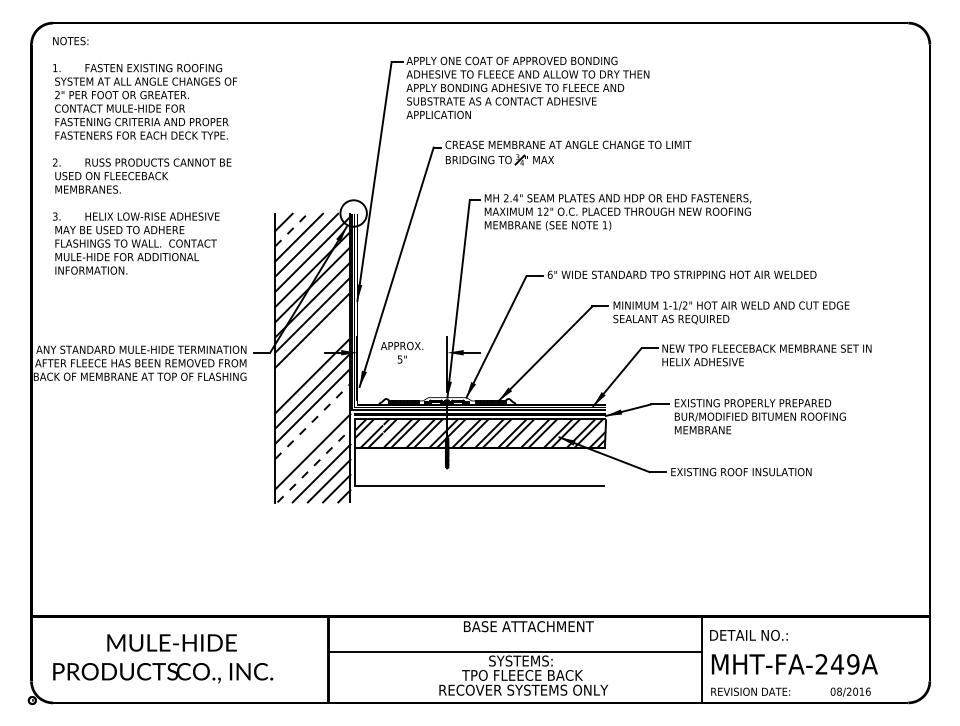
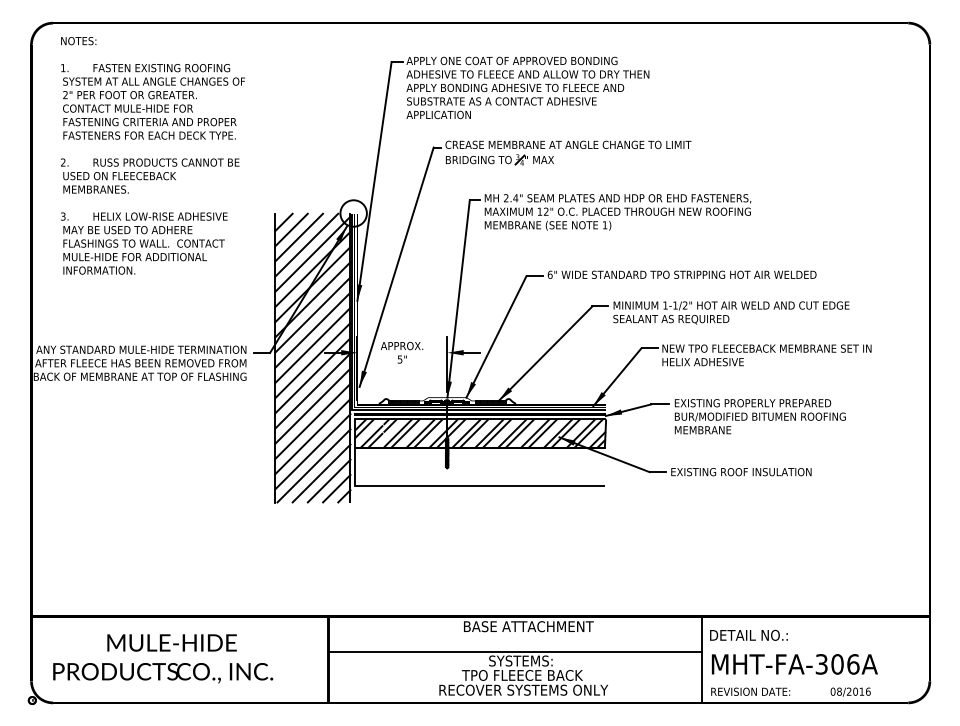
text position: (144, 155) -> (152, 155) (152, 155)
line: dashed -> solid (291, 229)
line: none -> present (312, 345)
line: none -> present (312, 360)
line: dashed -> solid (313, 421)
line: none -> present (312, 436)
line: dashed -> solid (313, 465)
text: MHT-FA-249A -> MHT-FA-306A (837, 664)
